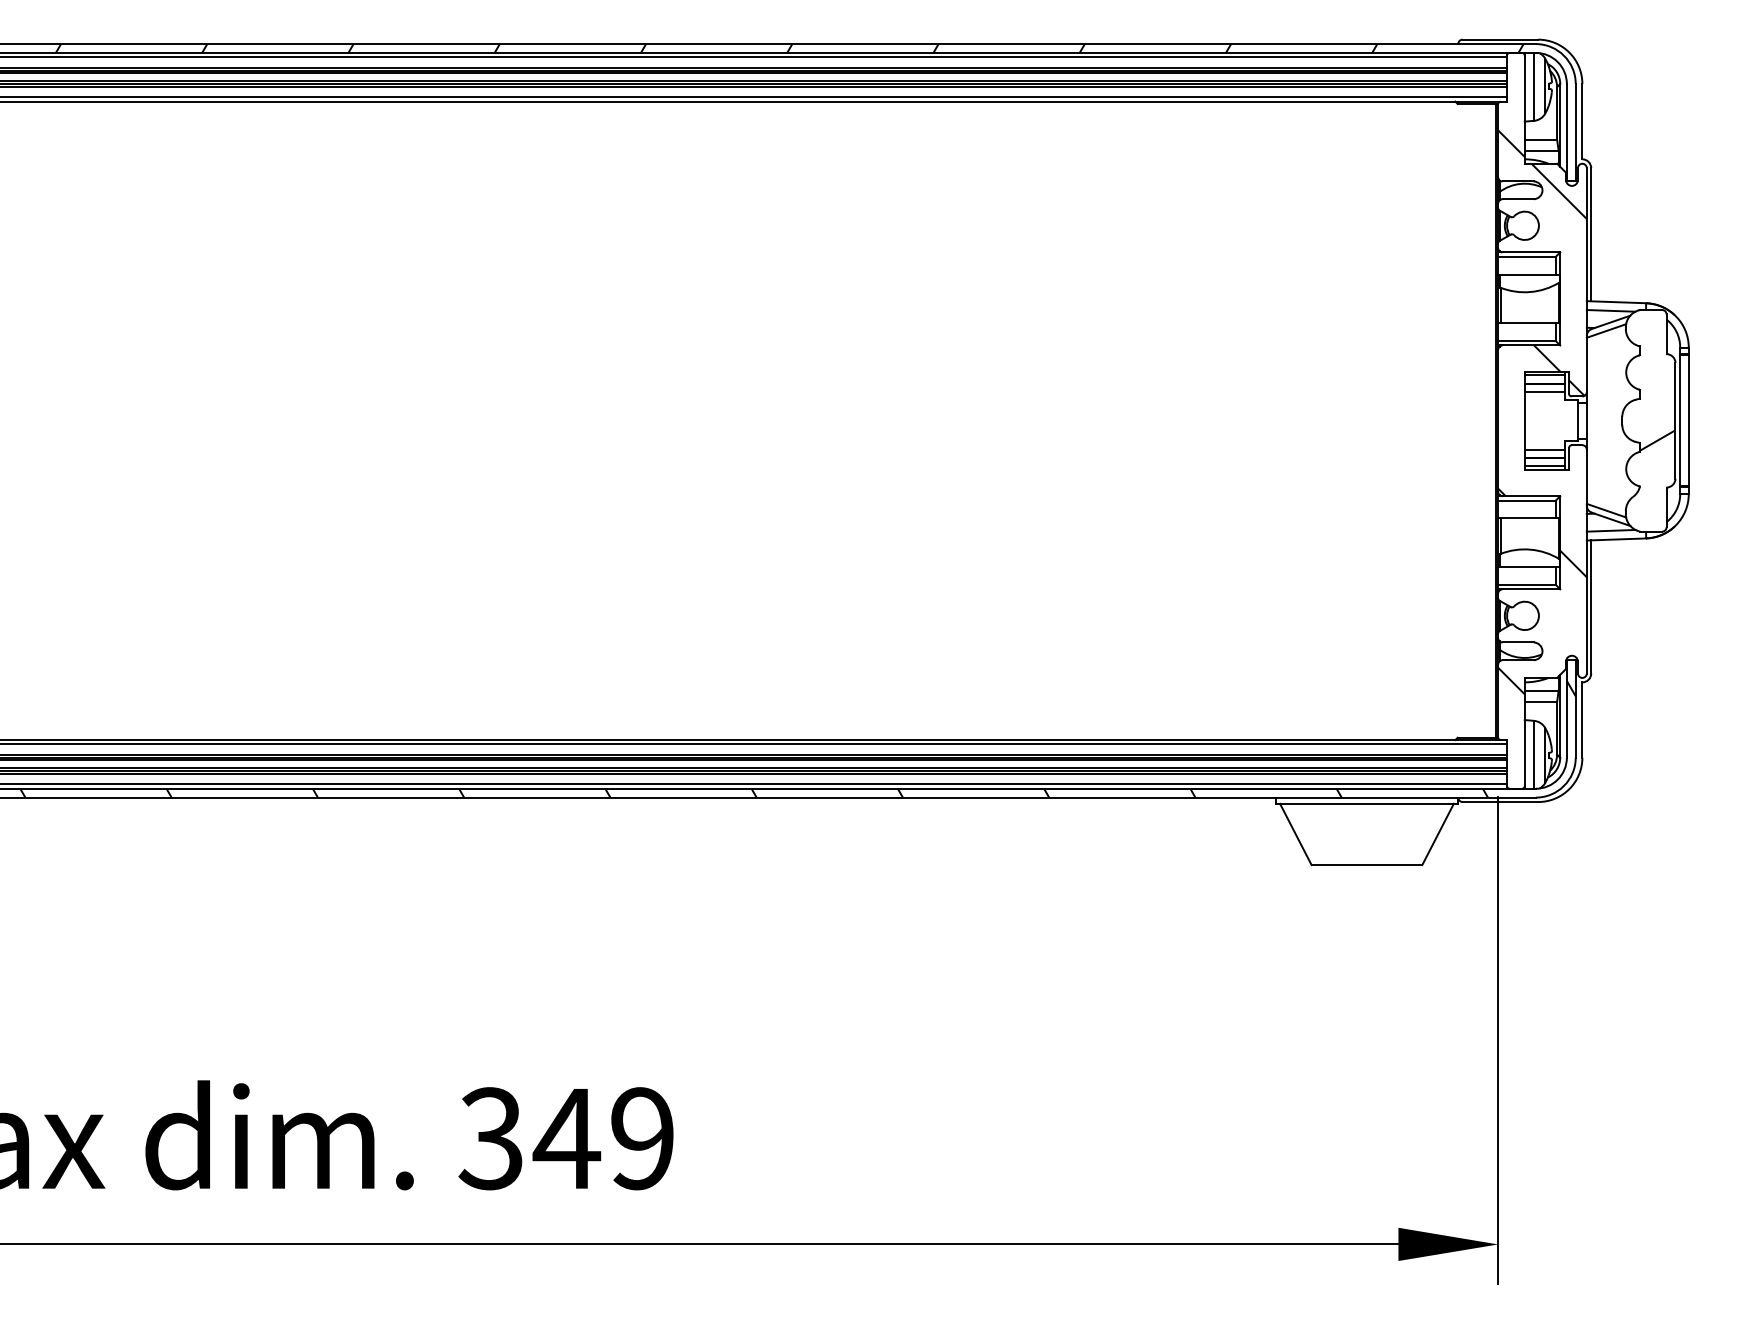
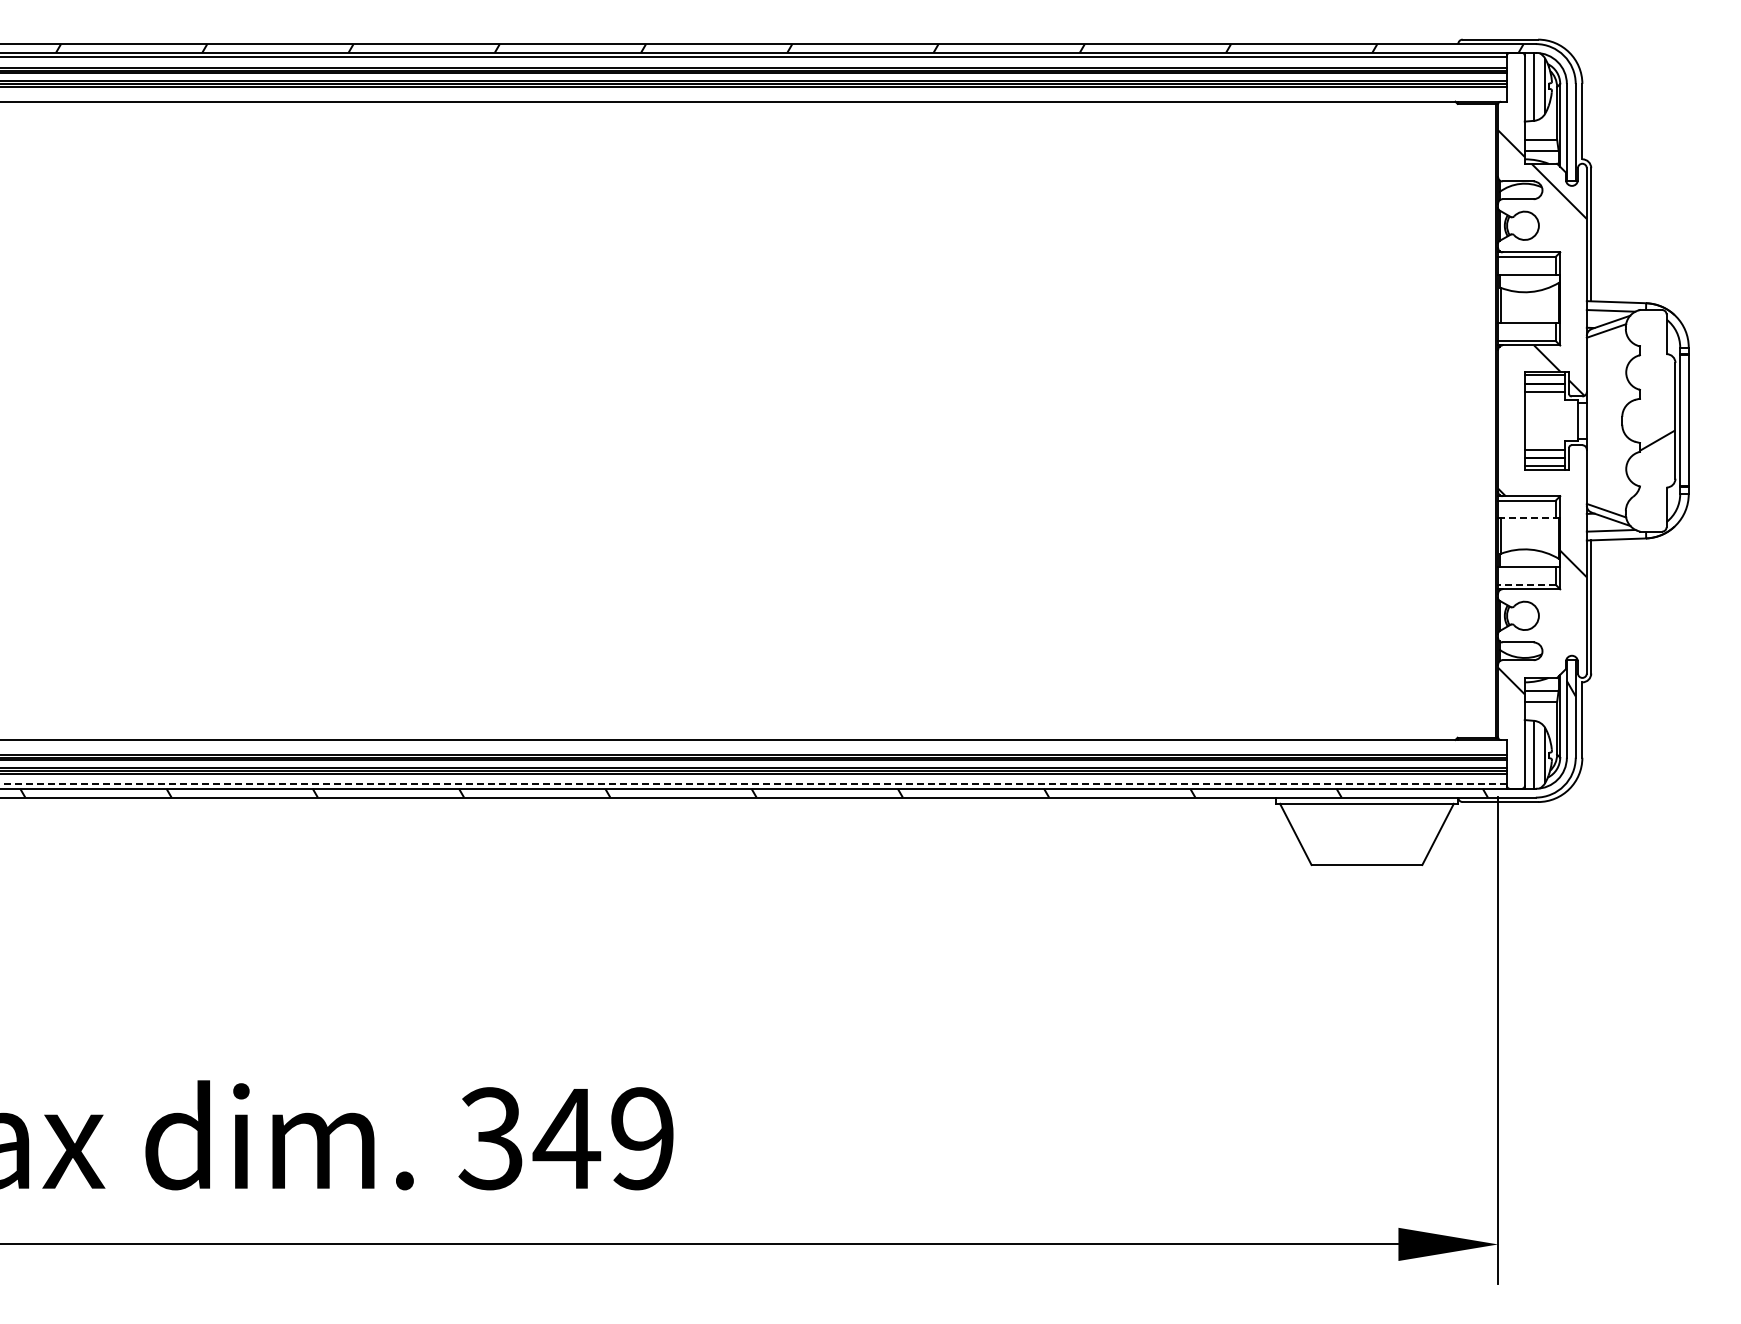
line: present -> none (754, 97)
line: solid -> dashed (1526, 518)
line: solid -> dashed (1526, 584)
line: present -> none (754, 744)
line: solid -> dashed (753, 784)
